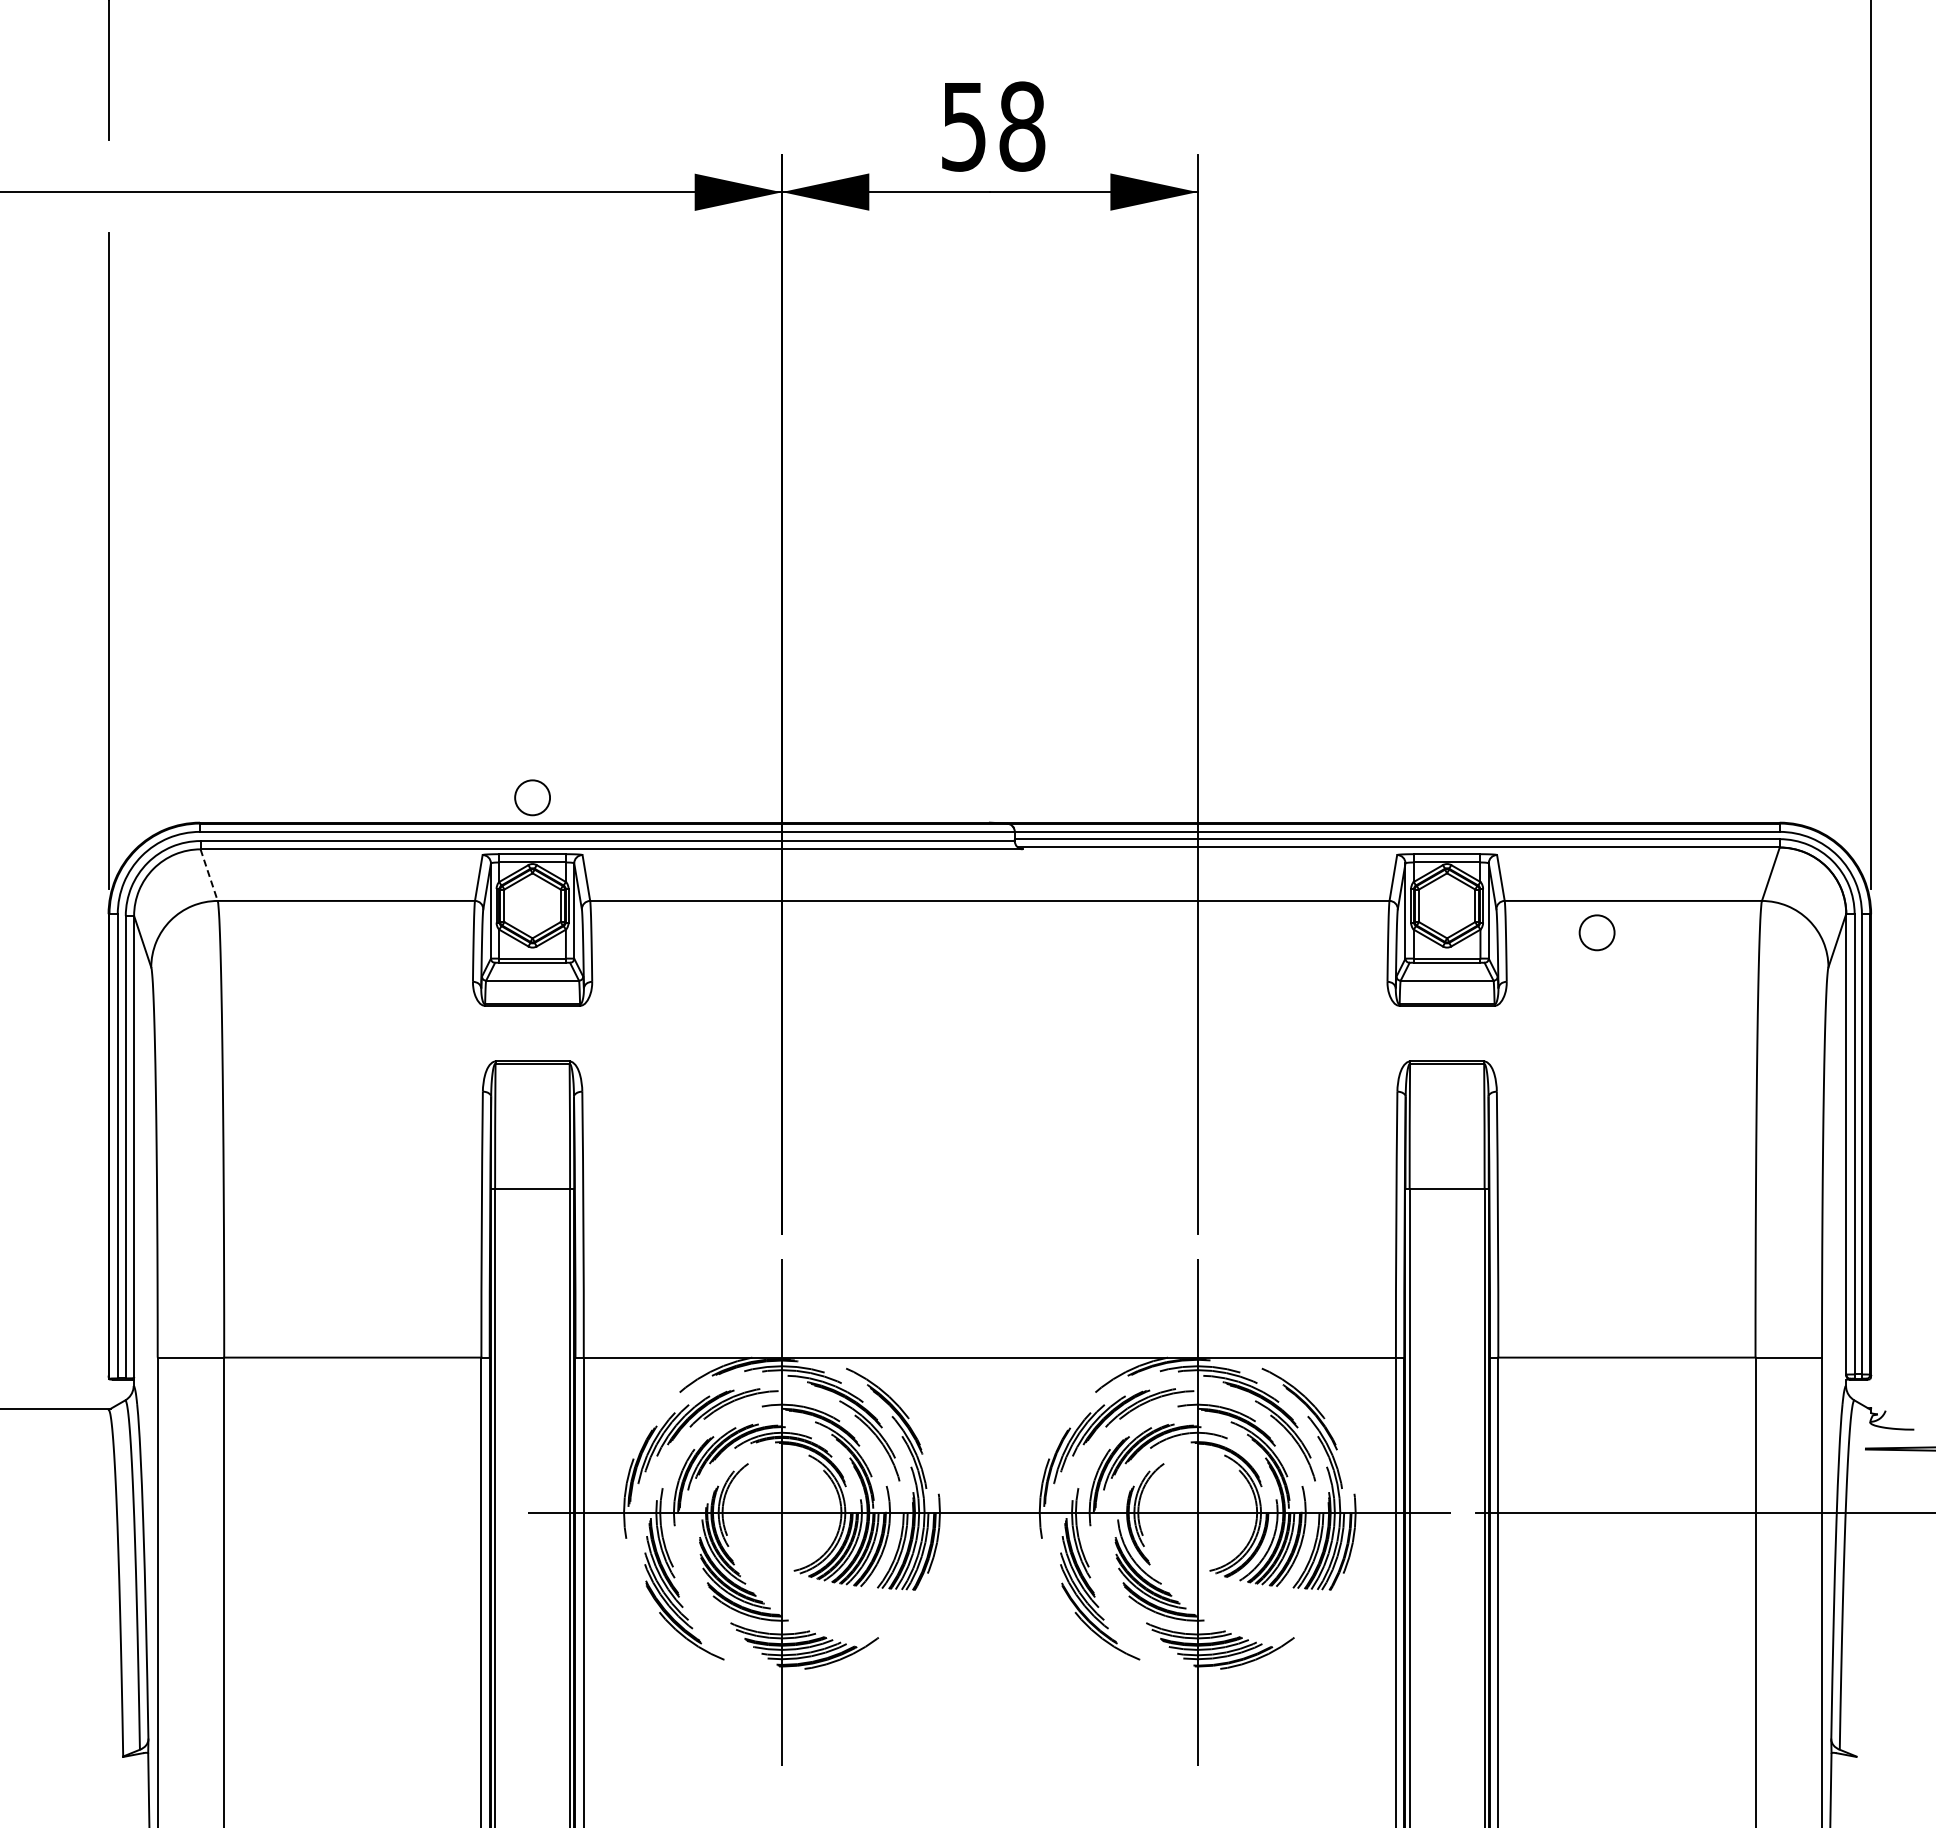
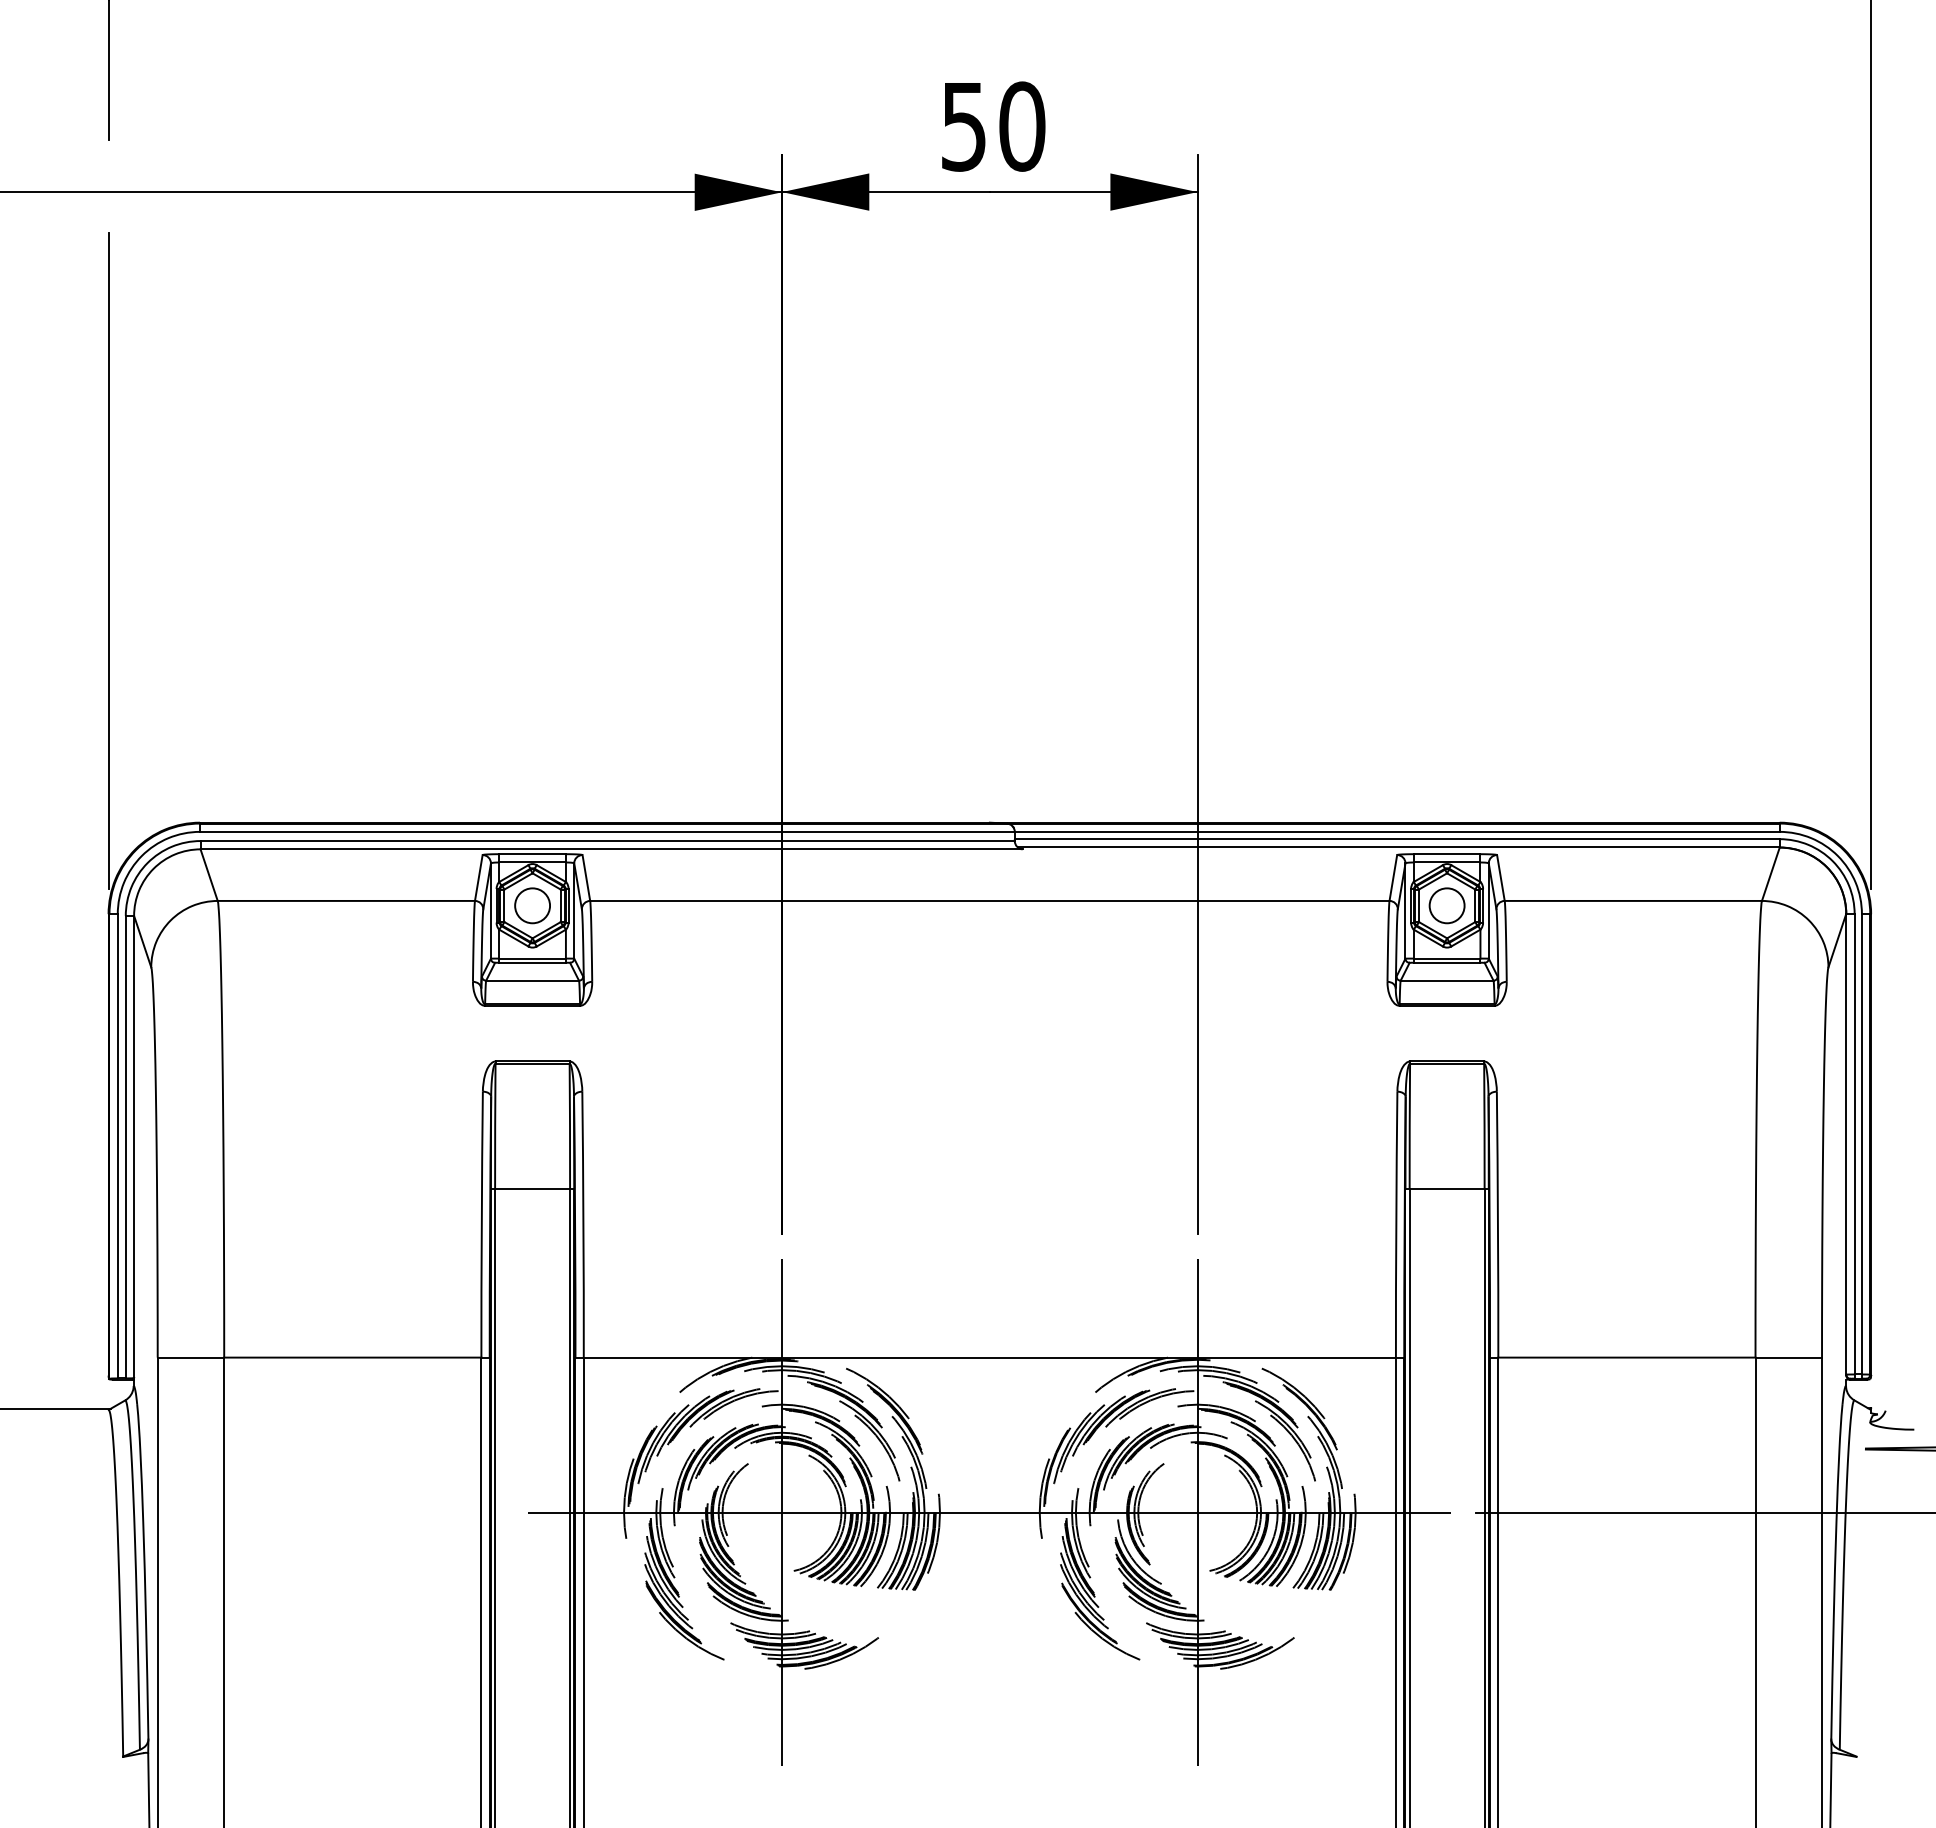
text: 58 -> 50 (1022, 126)
circle position: (532, 797) -> (532, 905) (532, 905)
line: dashed -> solid (209, 875)
circle position: (1596, 932) -> (1446, 905) (1446, 905)
